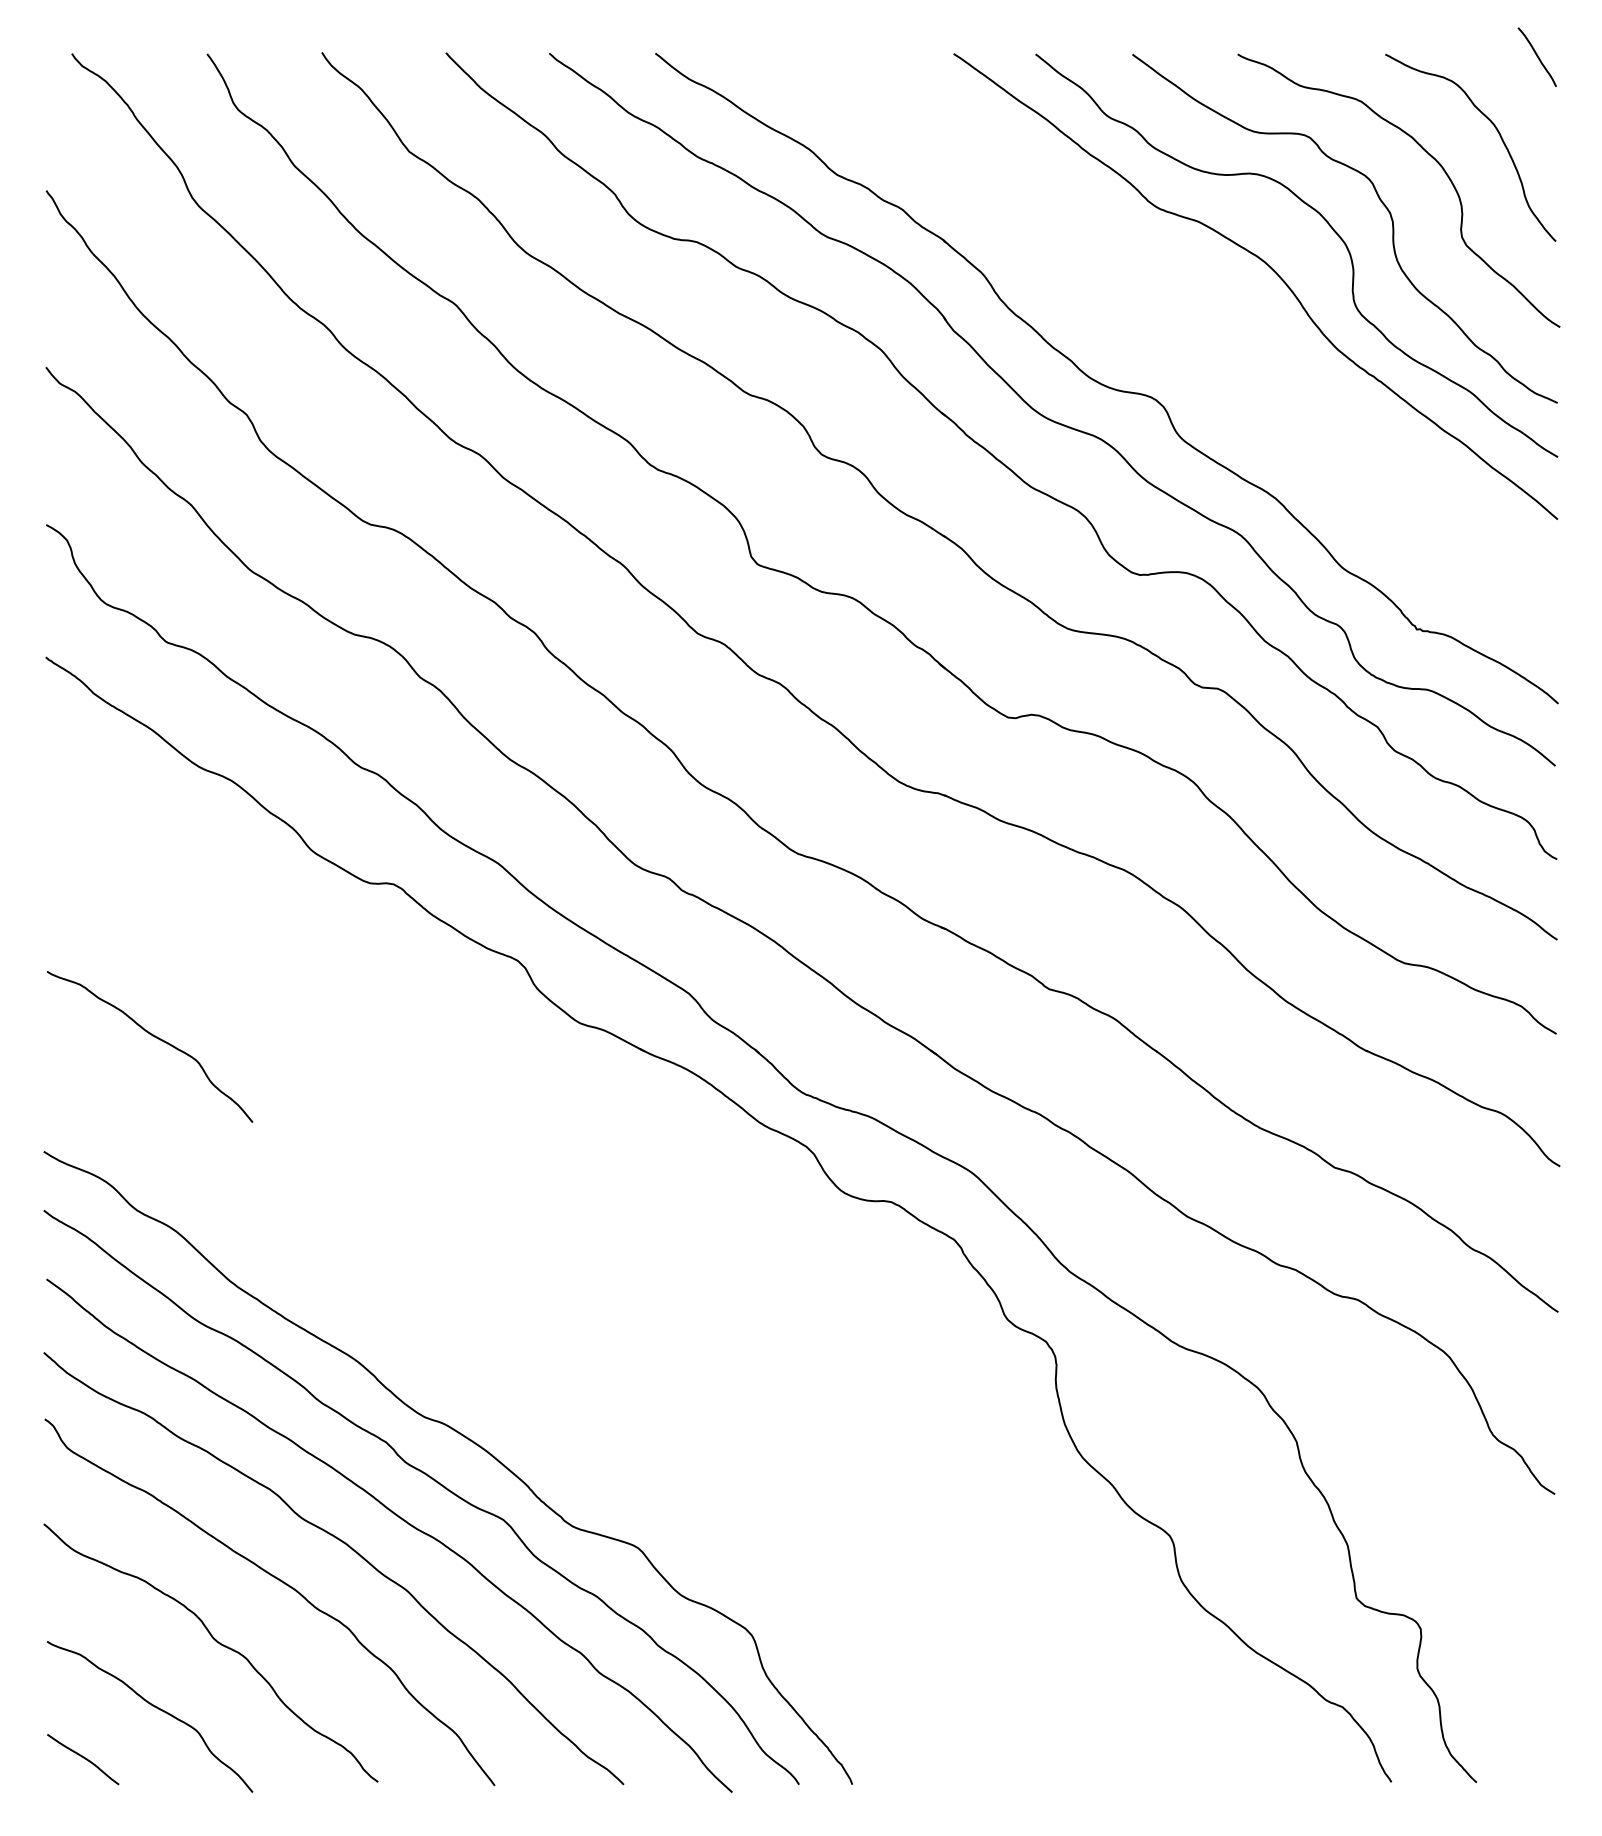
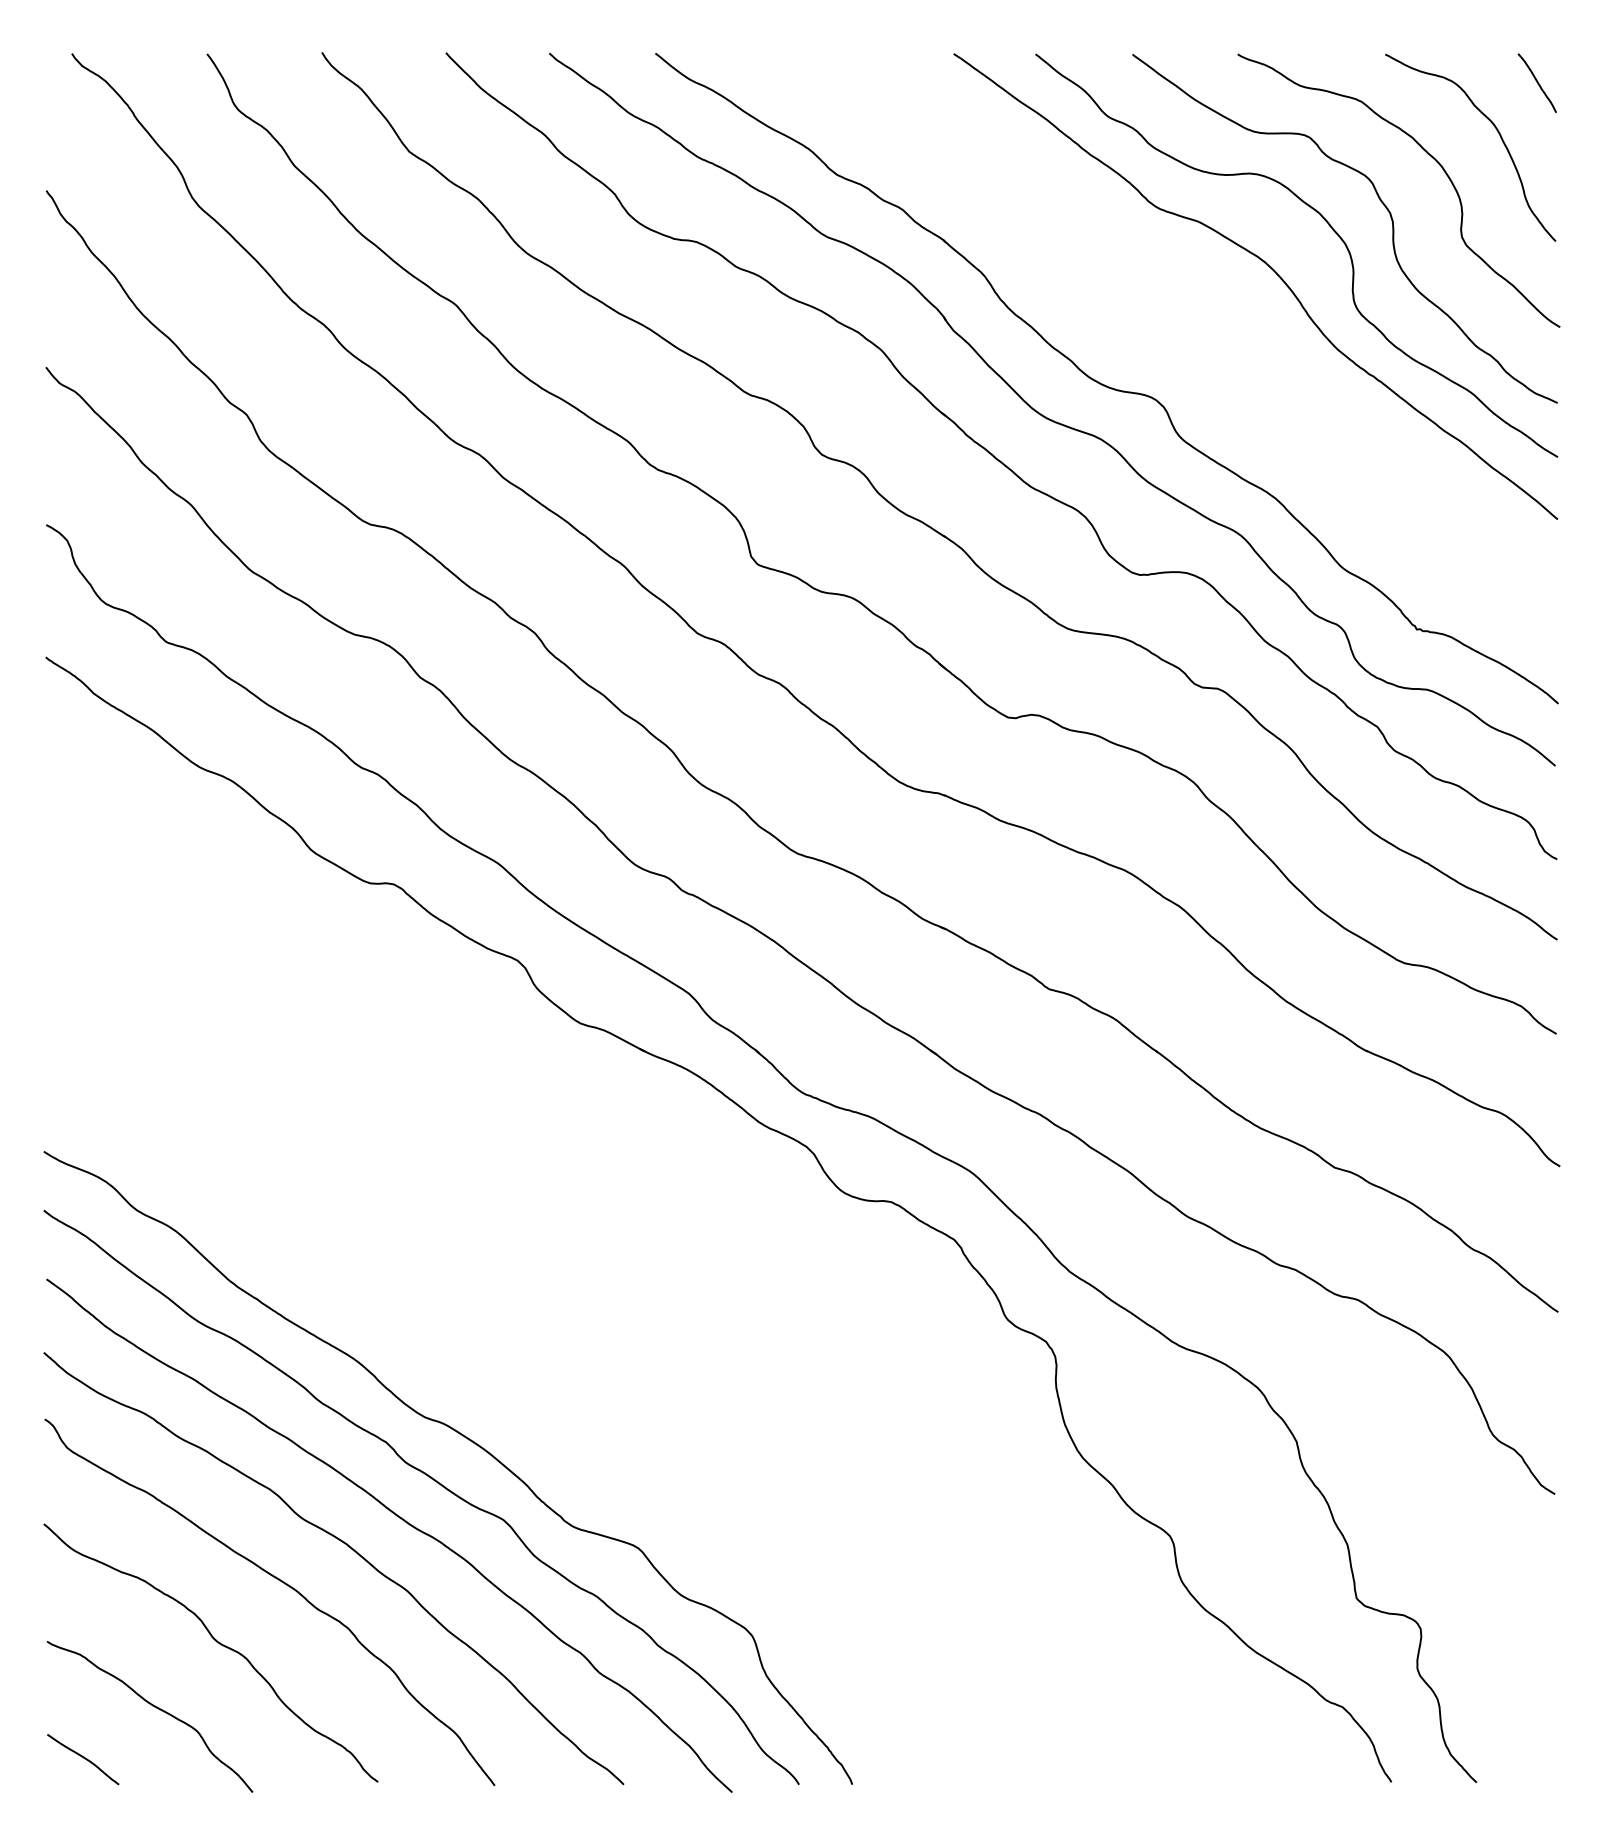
curve position: (1536, 56) -> (1536, 82) (1536, 82)
curve: present -> none (154, 1037)
